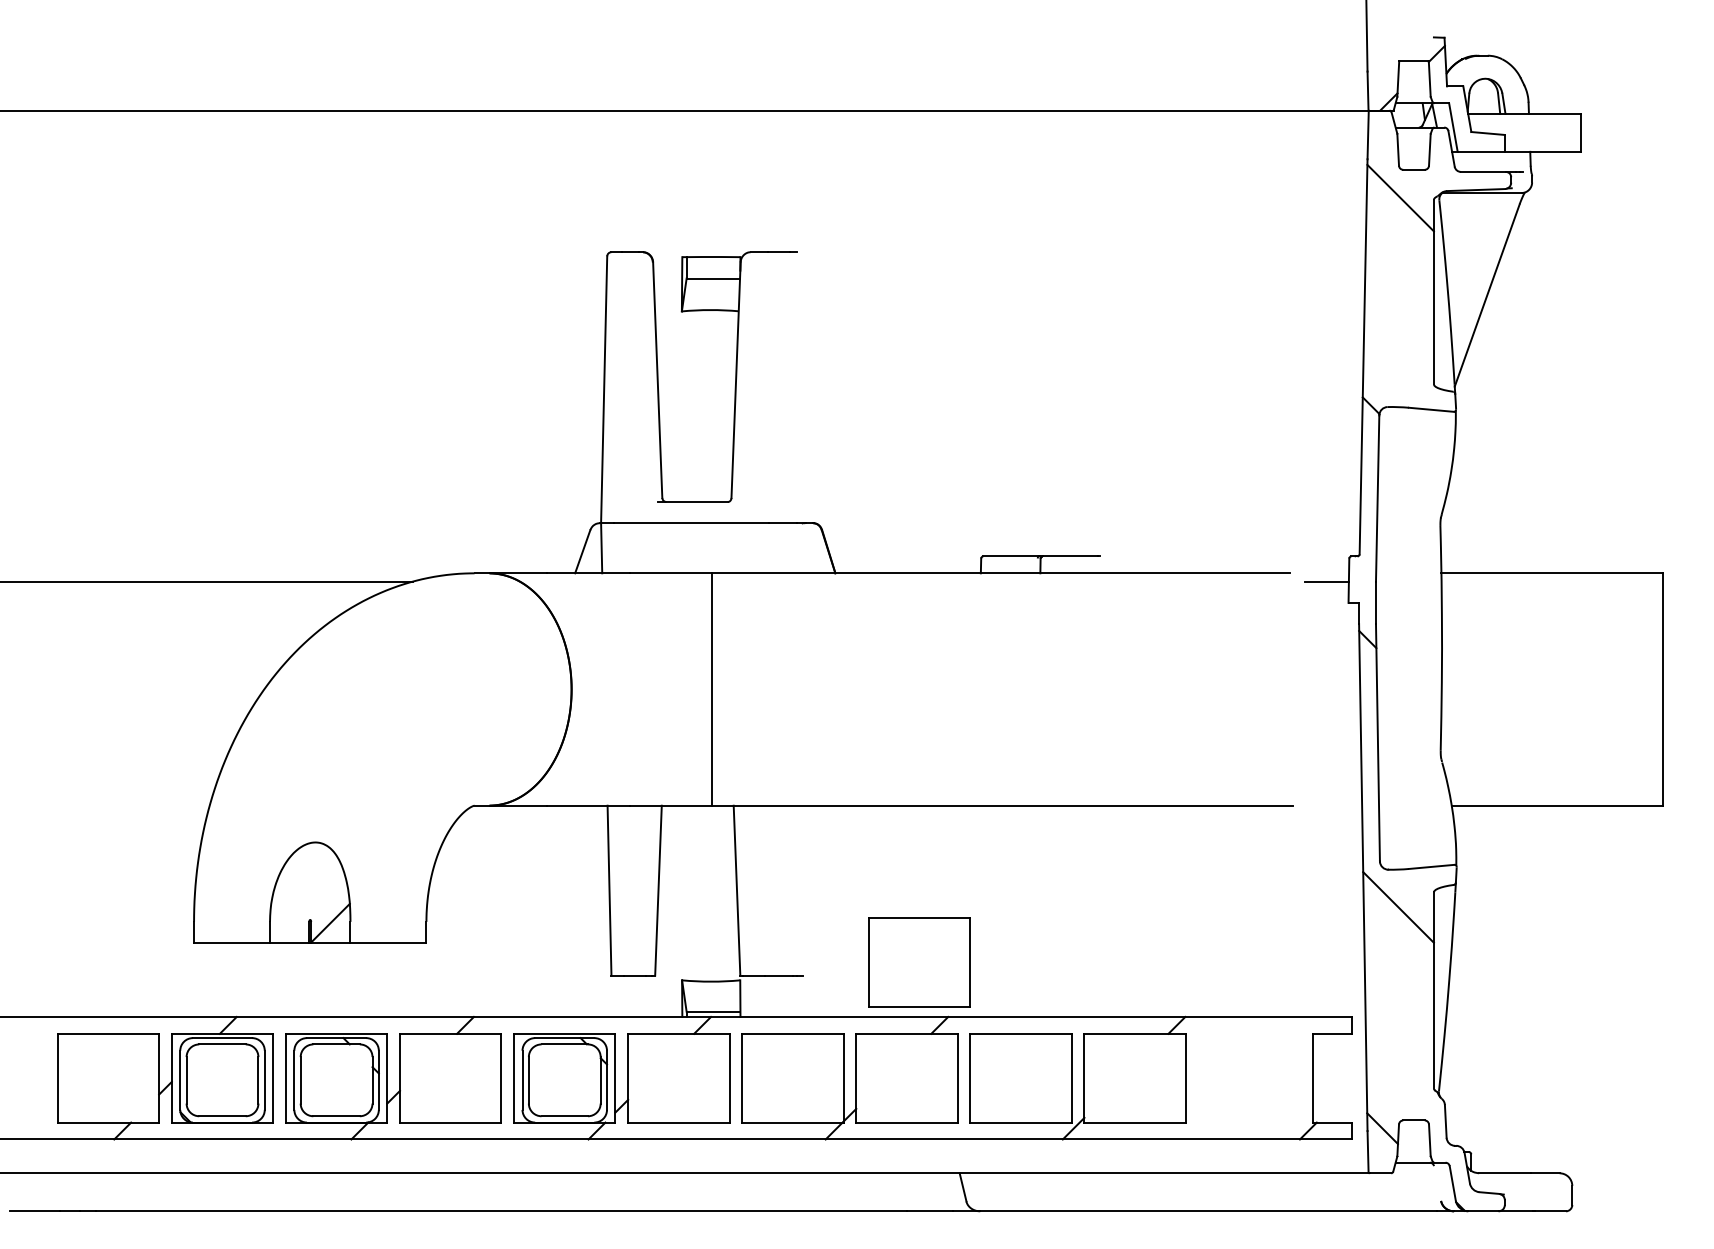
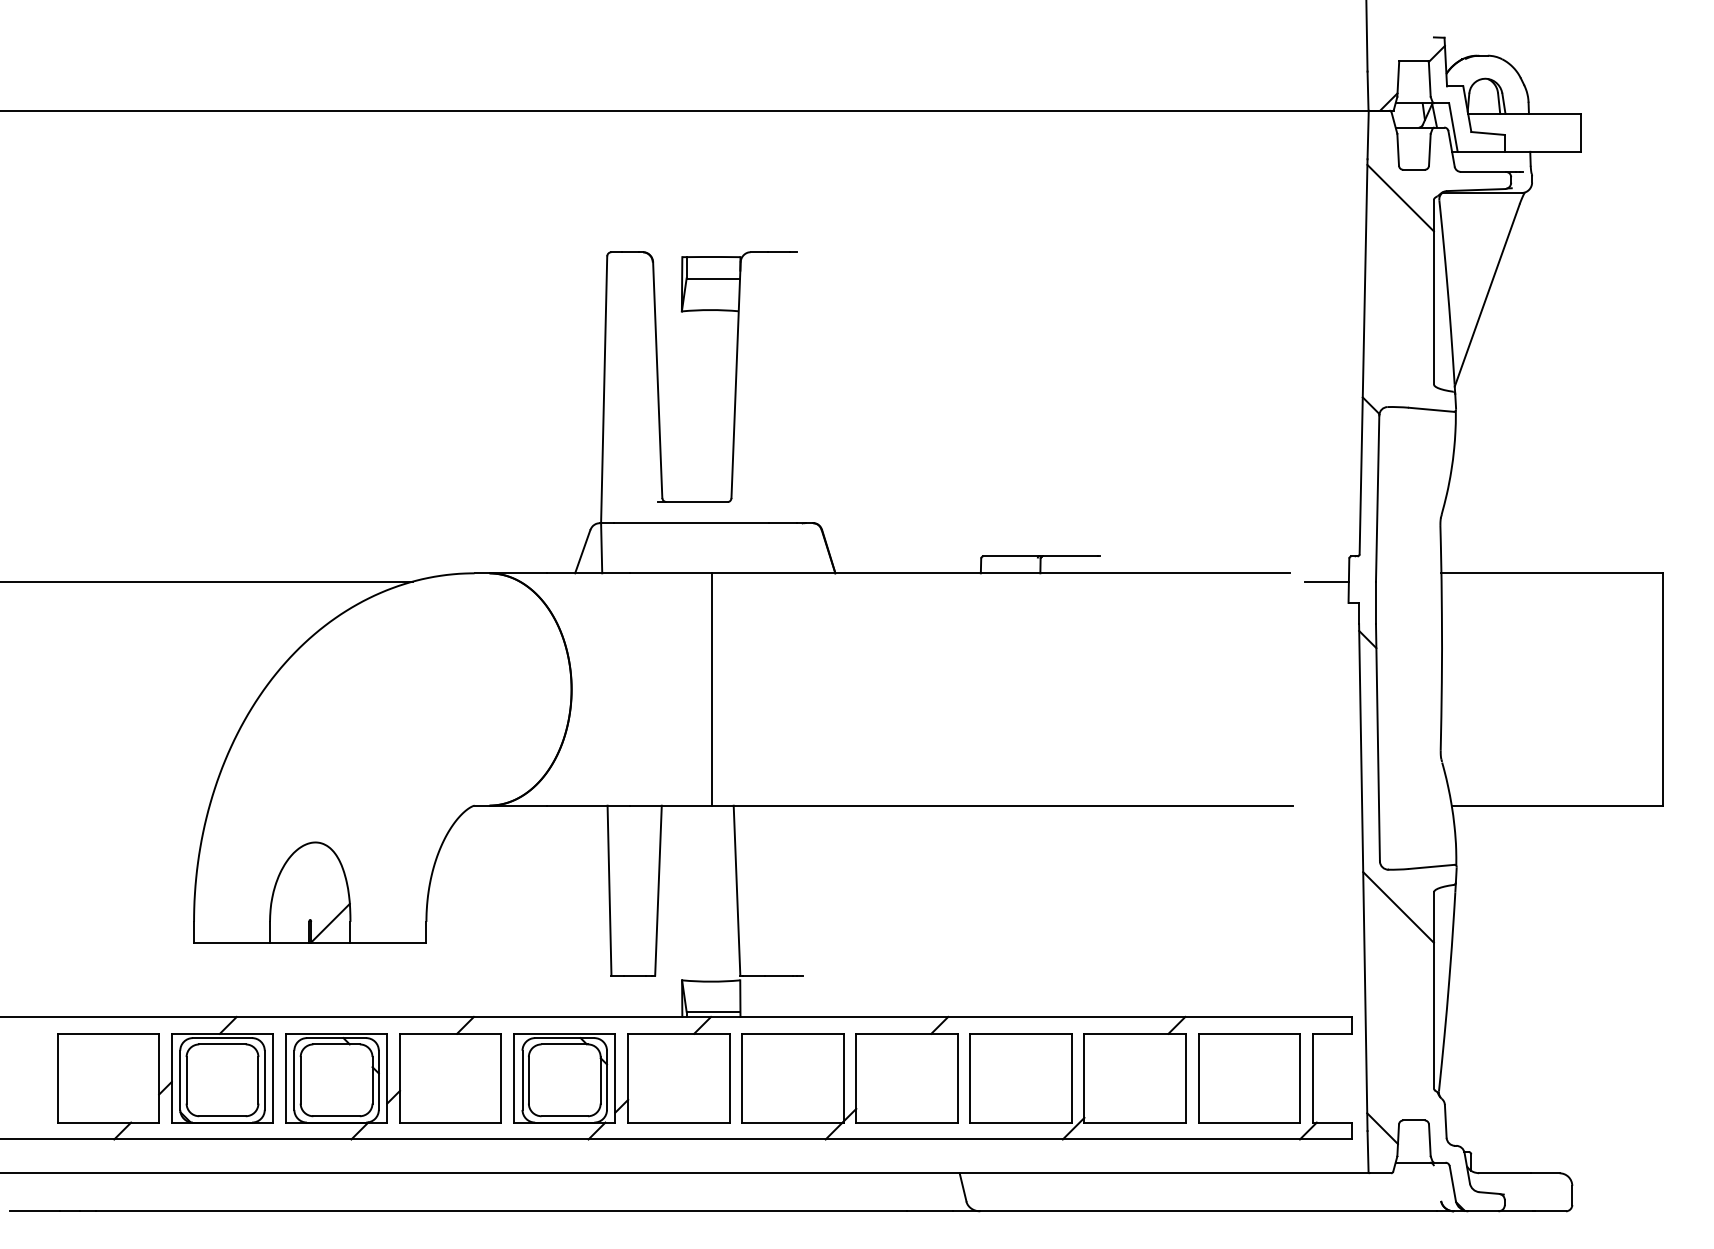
part position: (919, 962) -> (1249, 1078) (1249, 1078)
